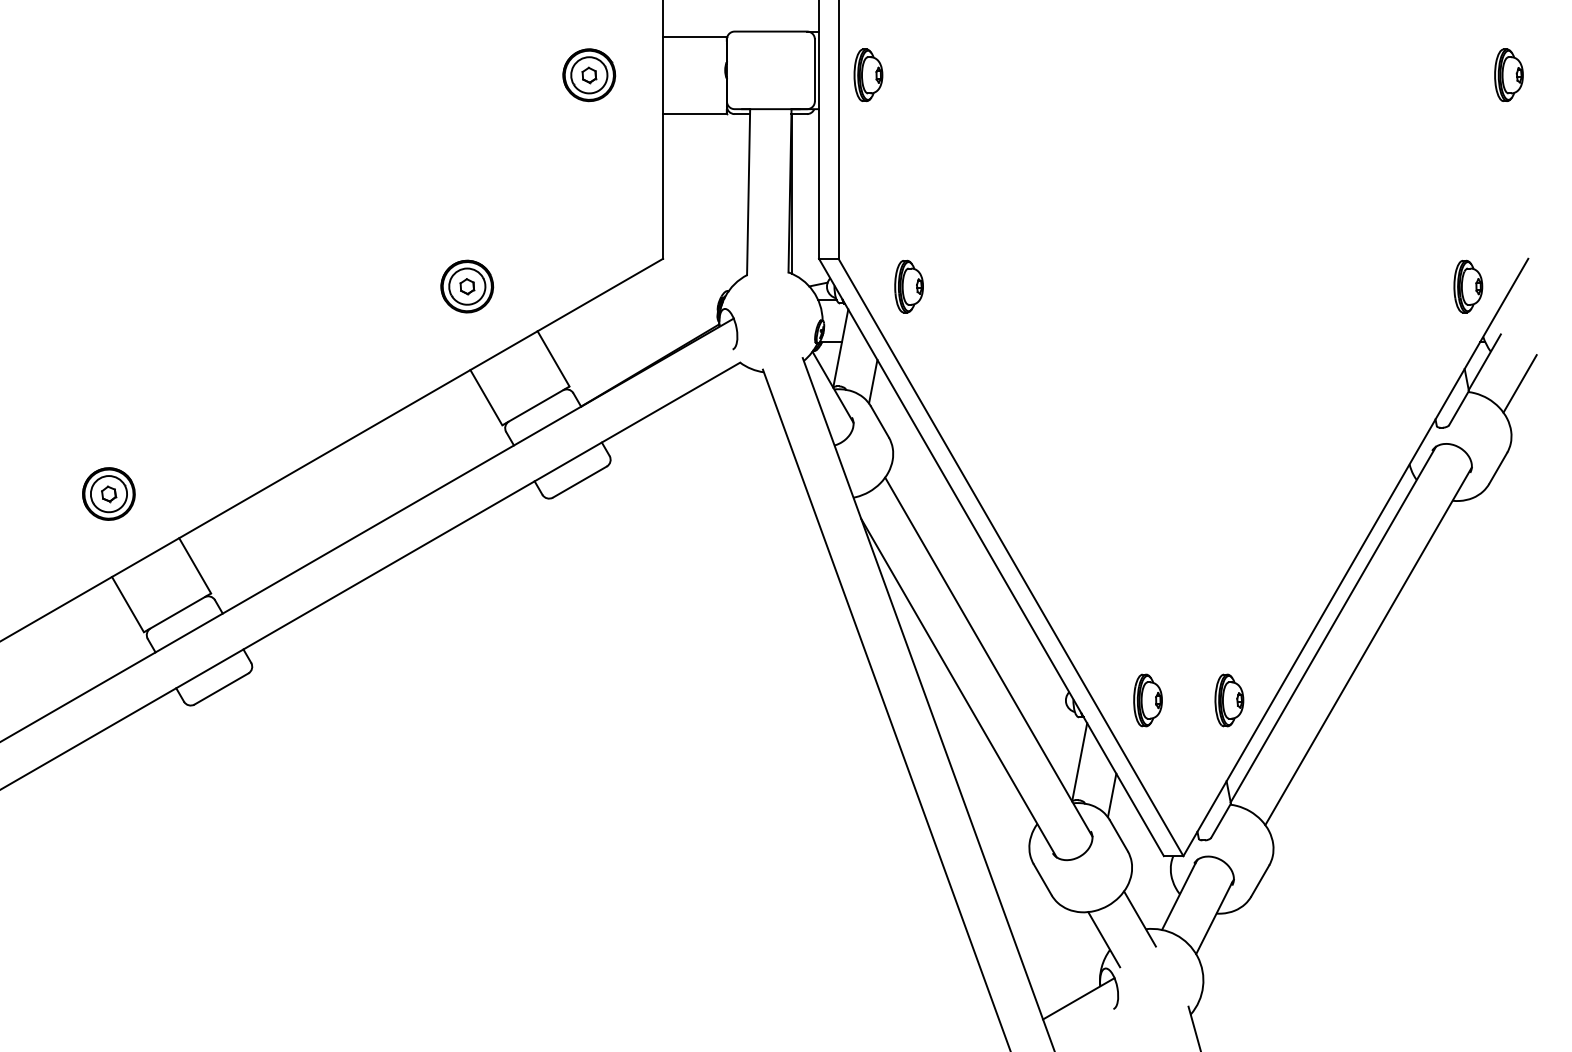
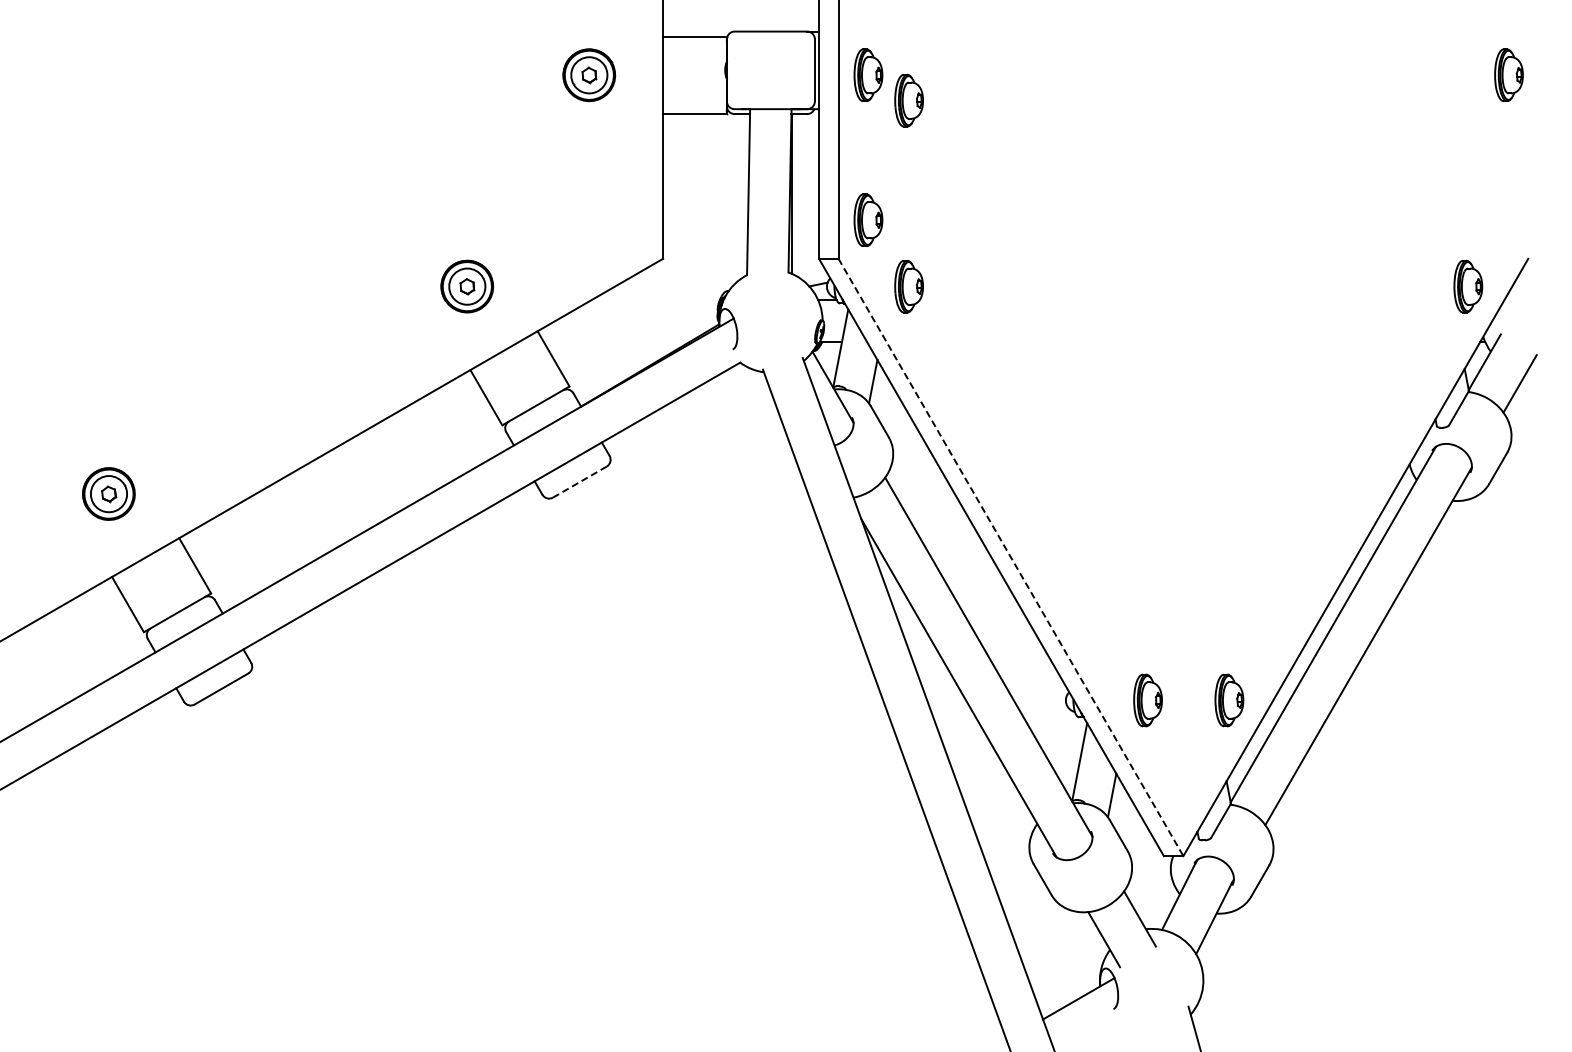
part: none -> present (908, 100)
part: none -> present (868, 220)
line: solid -> dashed (580, 481)
line: solid -> dashed (1010, 557)
